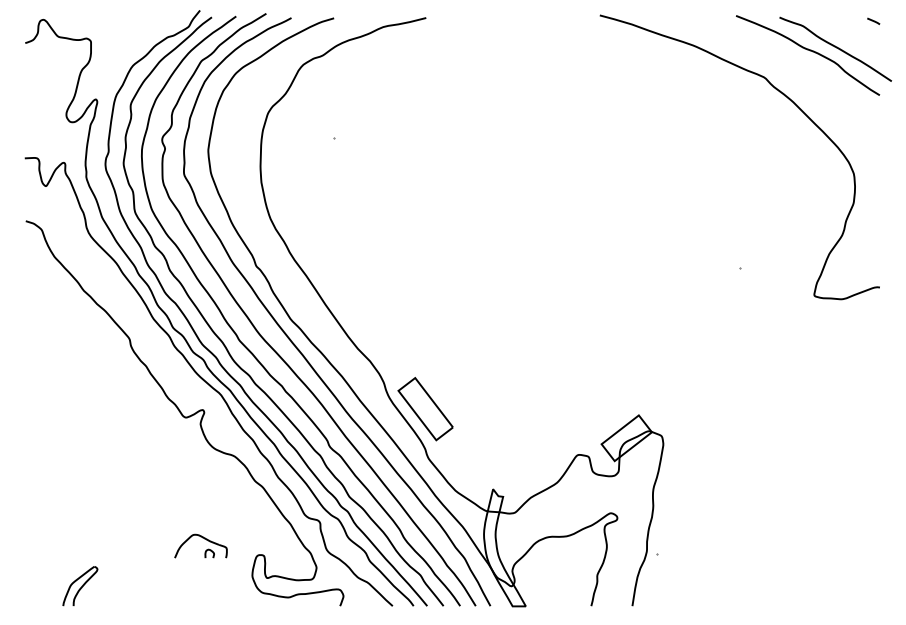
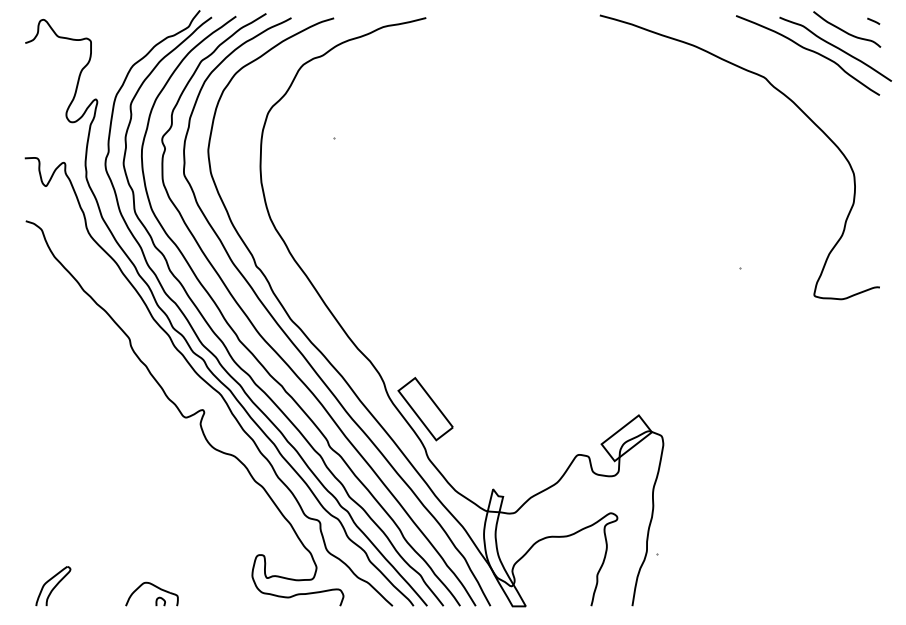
curve: none -> present (846, 31)
part position: (205, 550) -> (156, 598) (156, 598)
part position: (80, 586) -> (53, 586) (53, 586)
